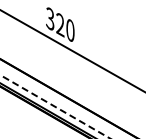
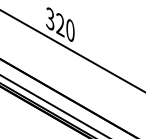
line: dashed -> solid (55, 107)
